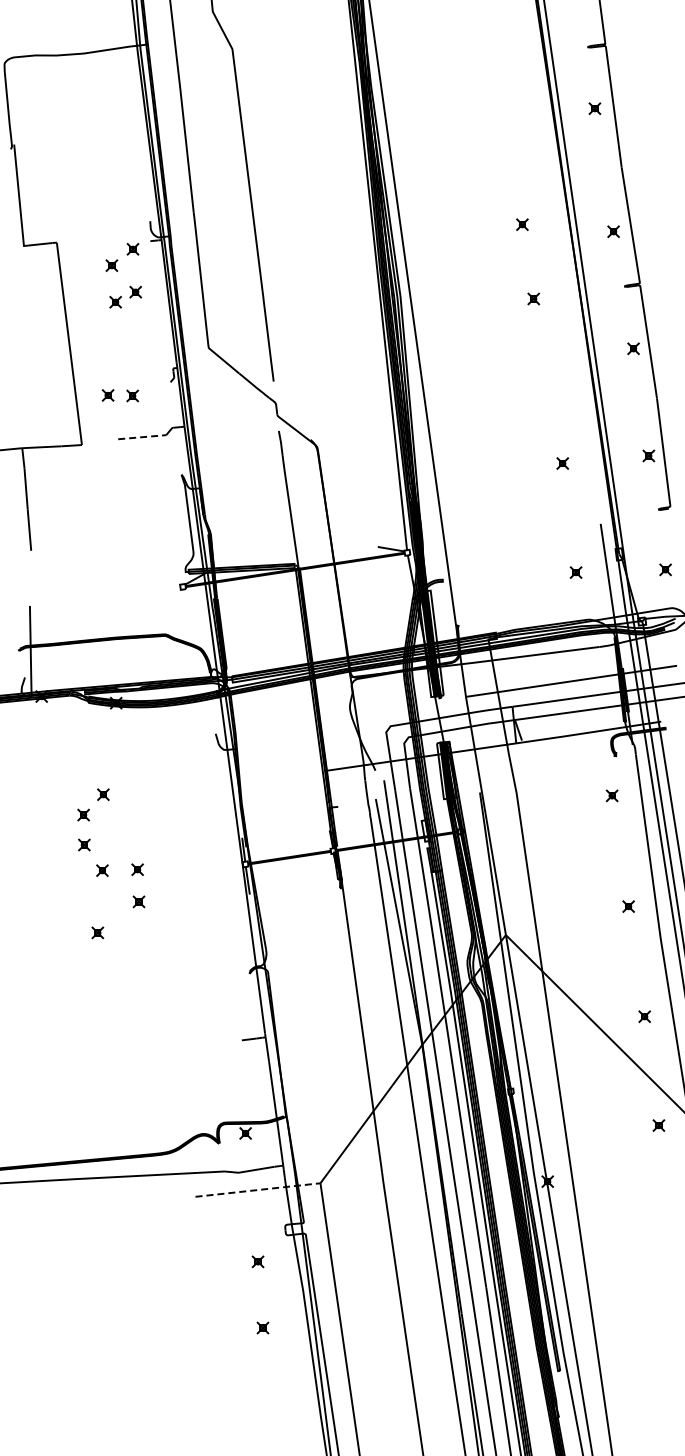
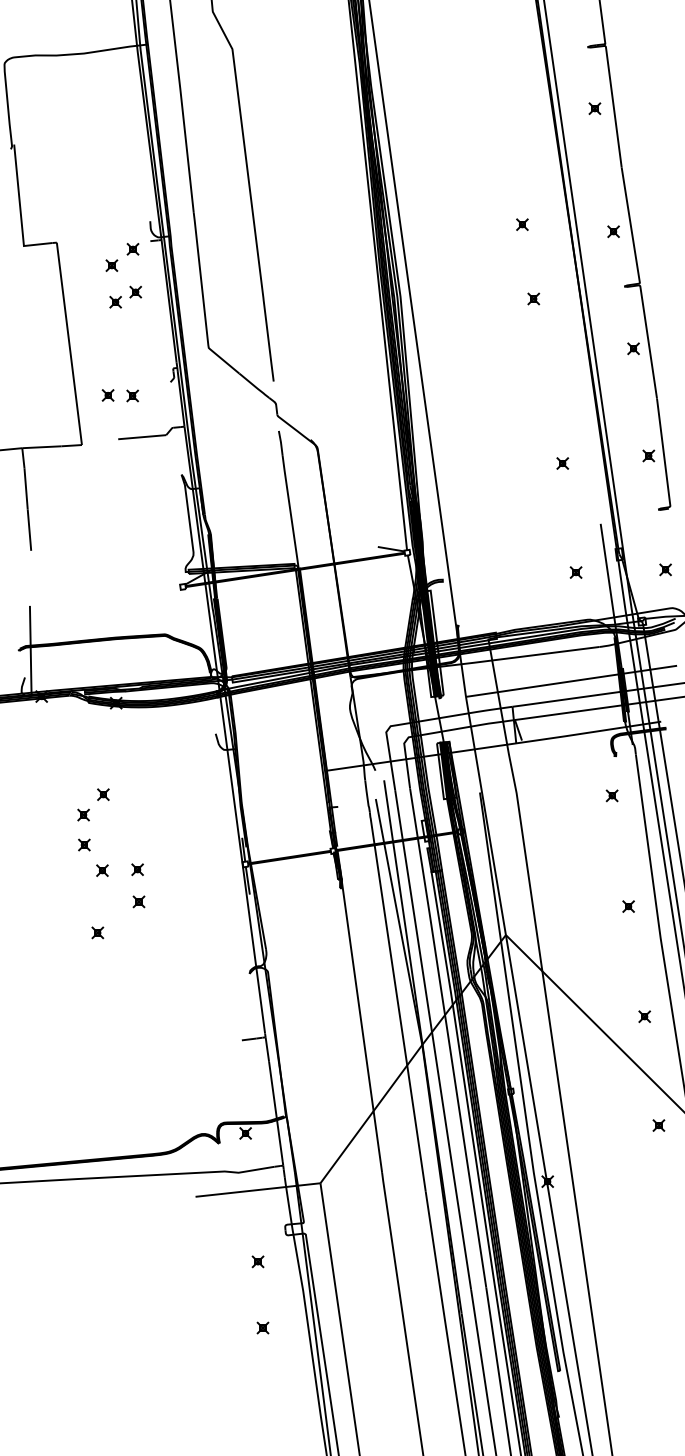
line: dashed -> solid (142, 437)
line: dashed -> solid (258, 1190)
